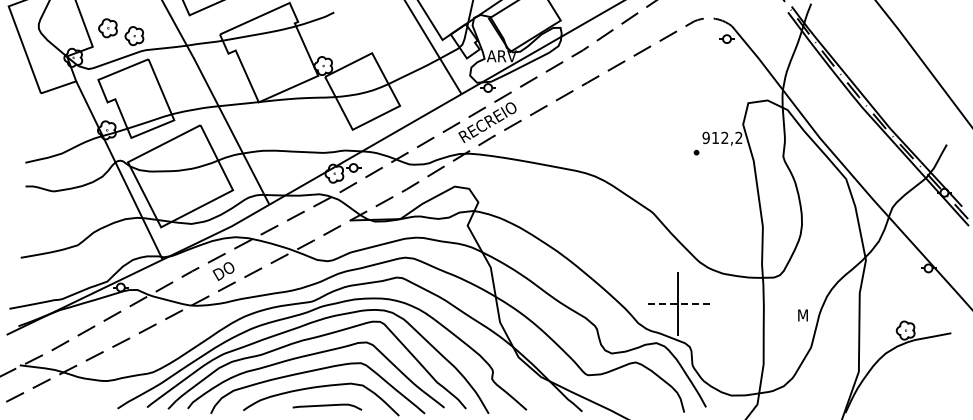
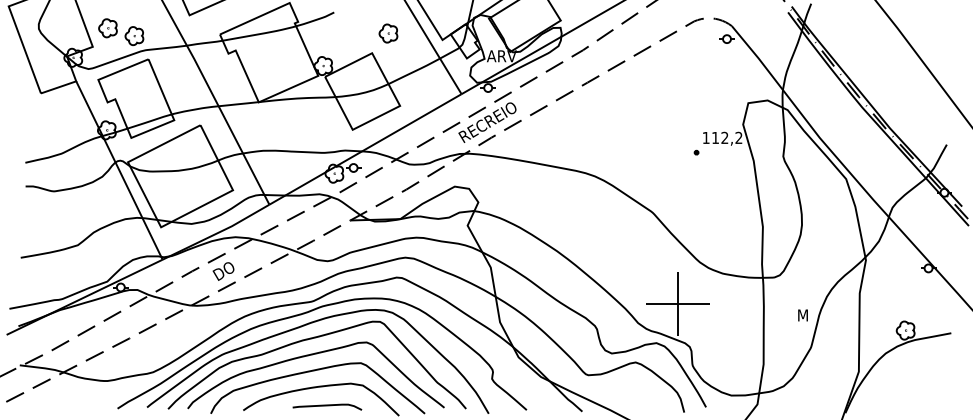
part: none -> present (388, 33)
text: 912,2 -> 112,2 (705, 137)
line: dashed -> solid (678, 304)
